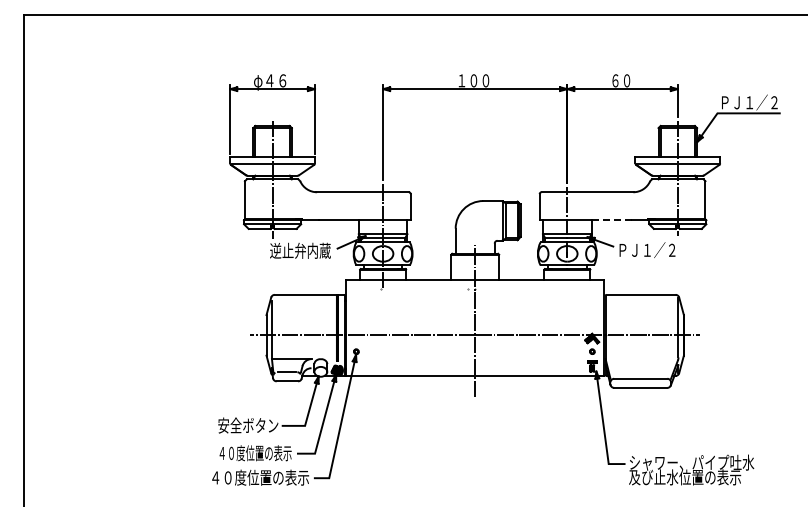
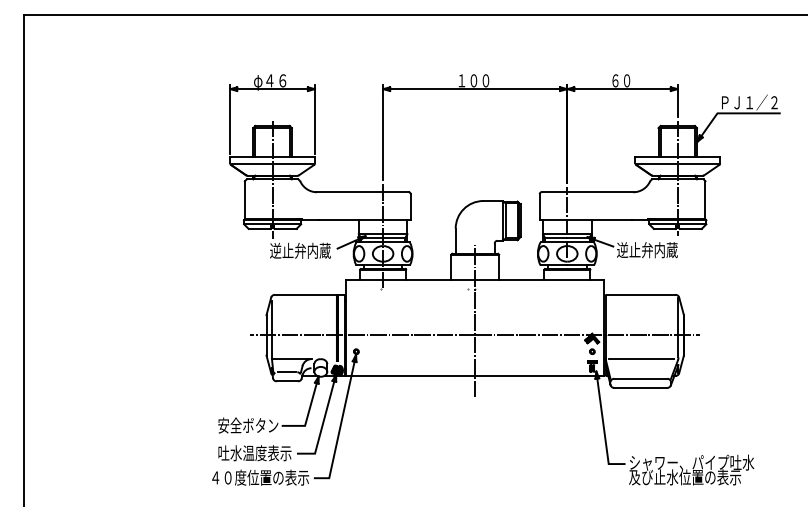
line: dashed -> solid (611, 220)
text: ＰＪ１／２ -> 逆止弁内蔵 (647, 250)
line: none -> present (641, 359)
text: ４０度位置の表示 -> 吐水温度表示 (254, 453)
